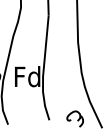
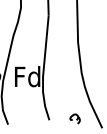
part size: 18x18 px -> 12x12 px (74, 118)
